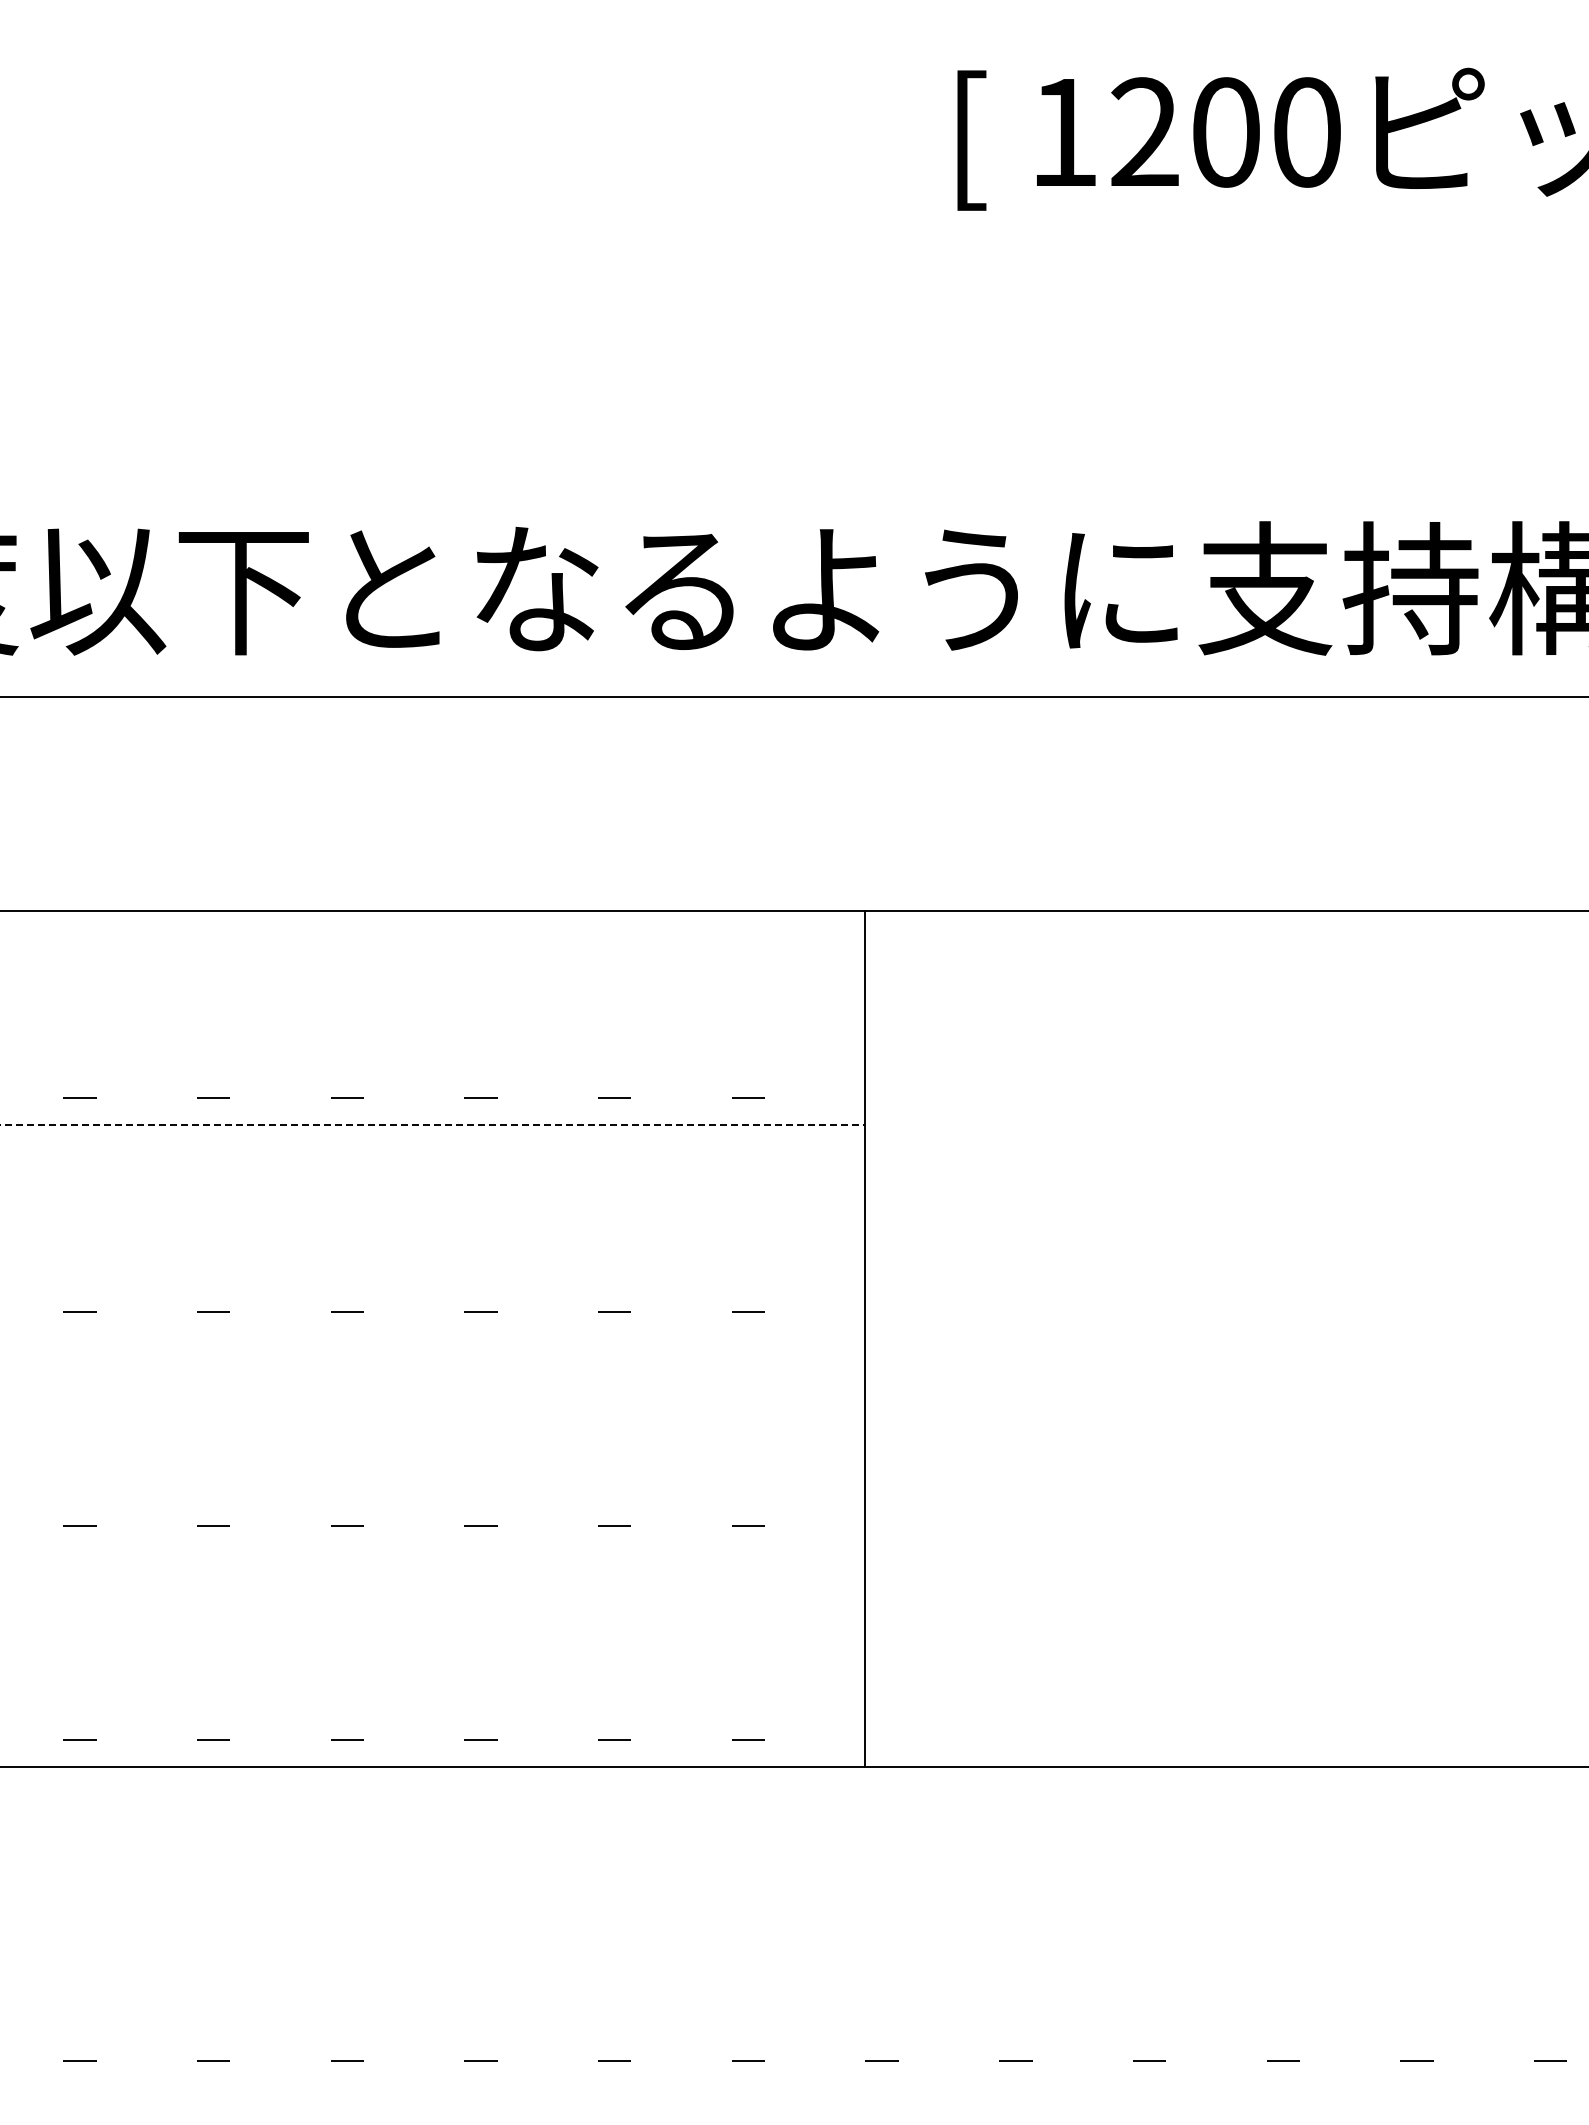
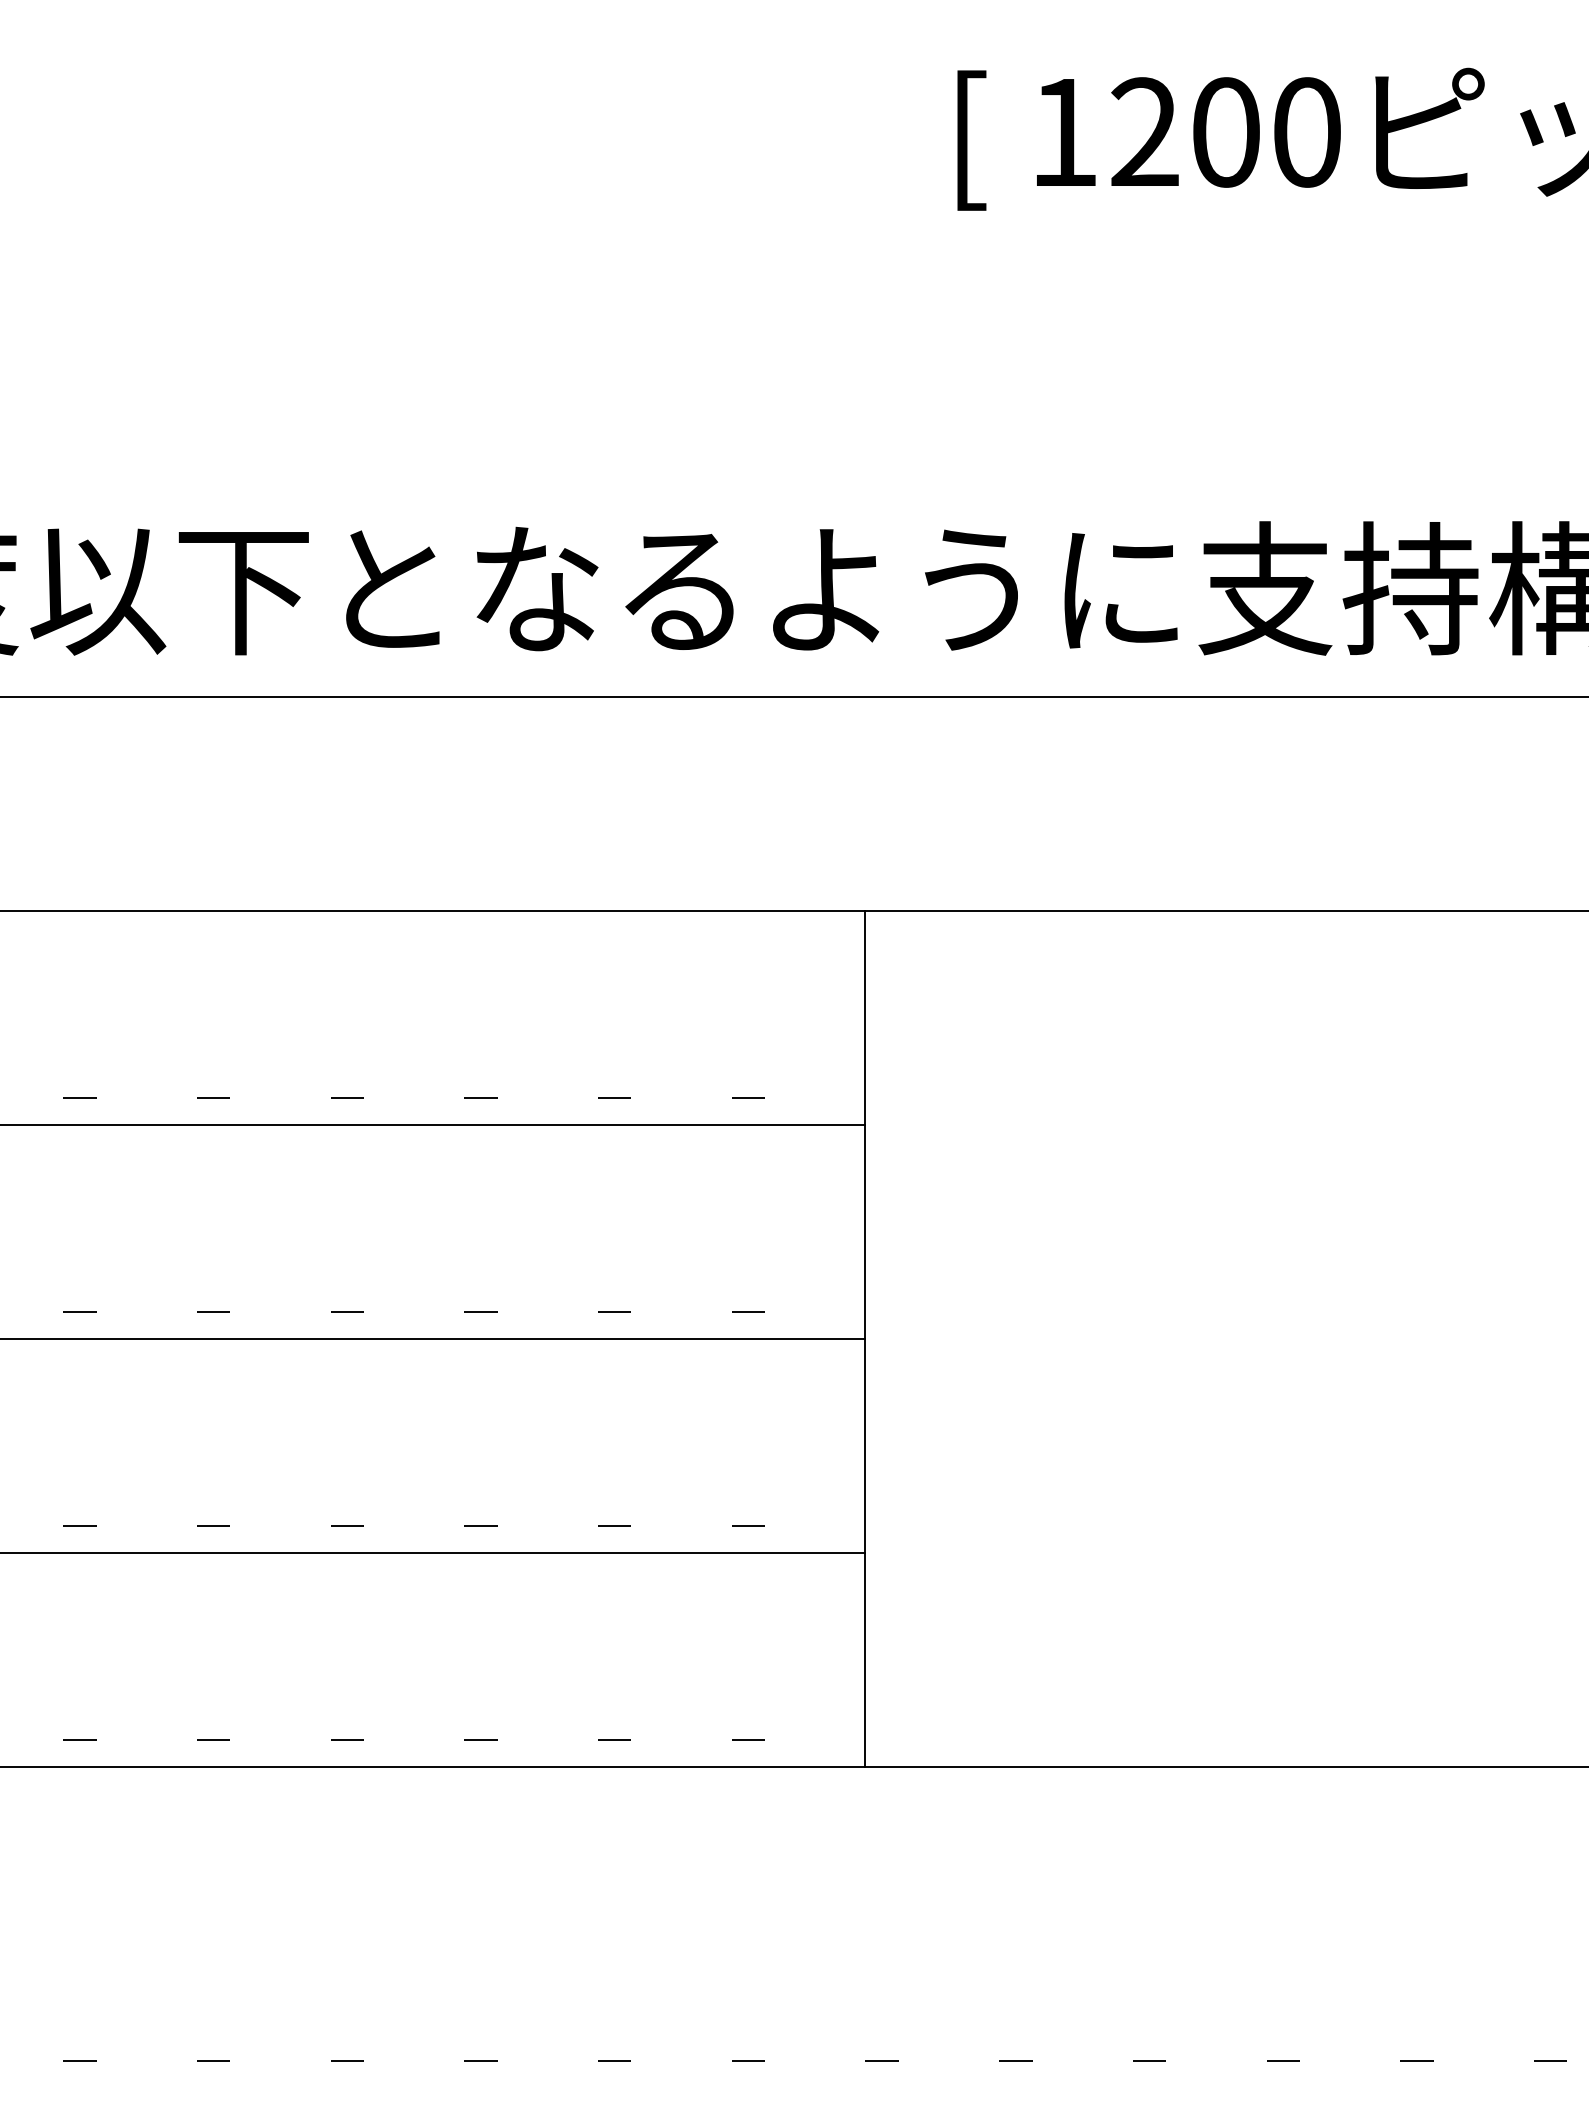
line: dashed -> solid (432, 1125)
line: none -> present (433, 1339)
line: none -> present (433, 1553)
